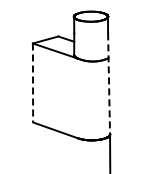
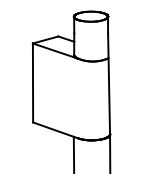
line: dashed -> solid (33, 83)
line: dashed -> solid (109, 83)
line: none -> present (73, 153)
